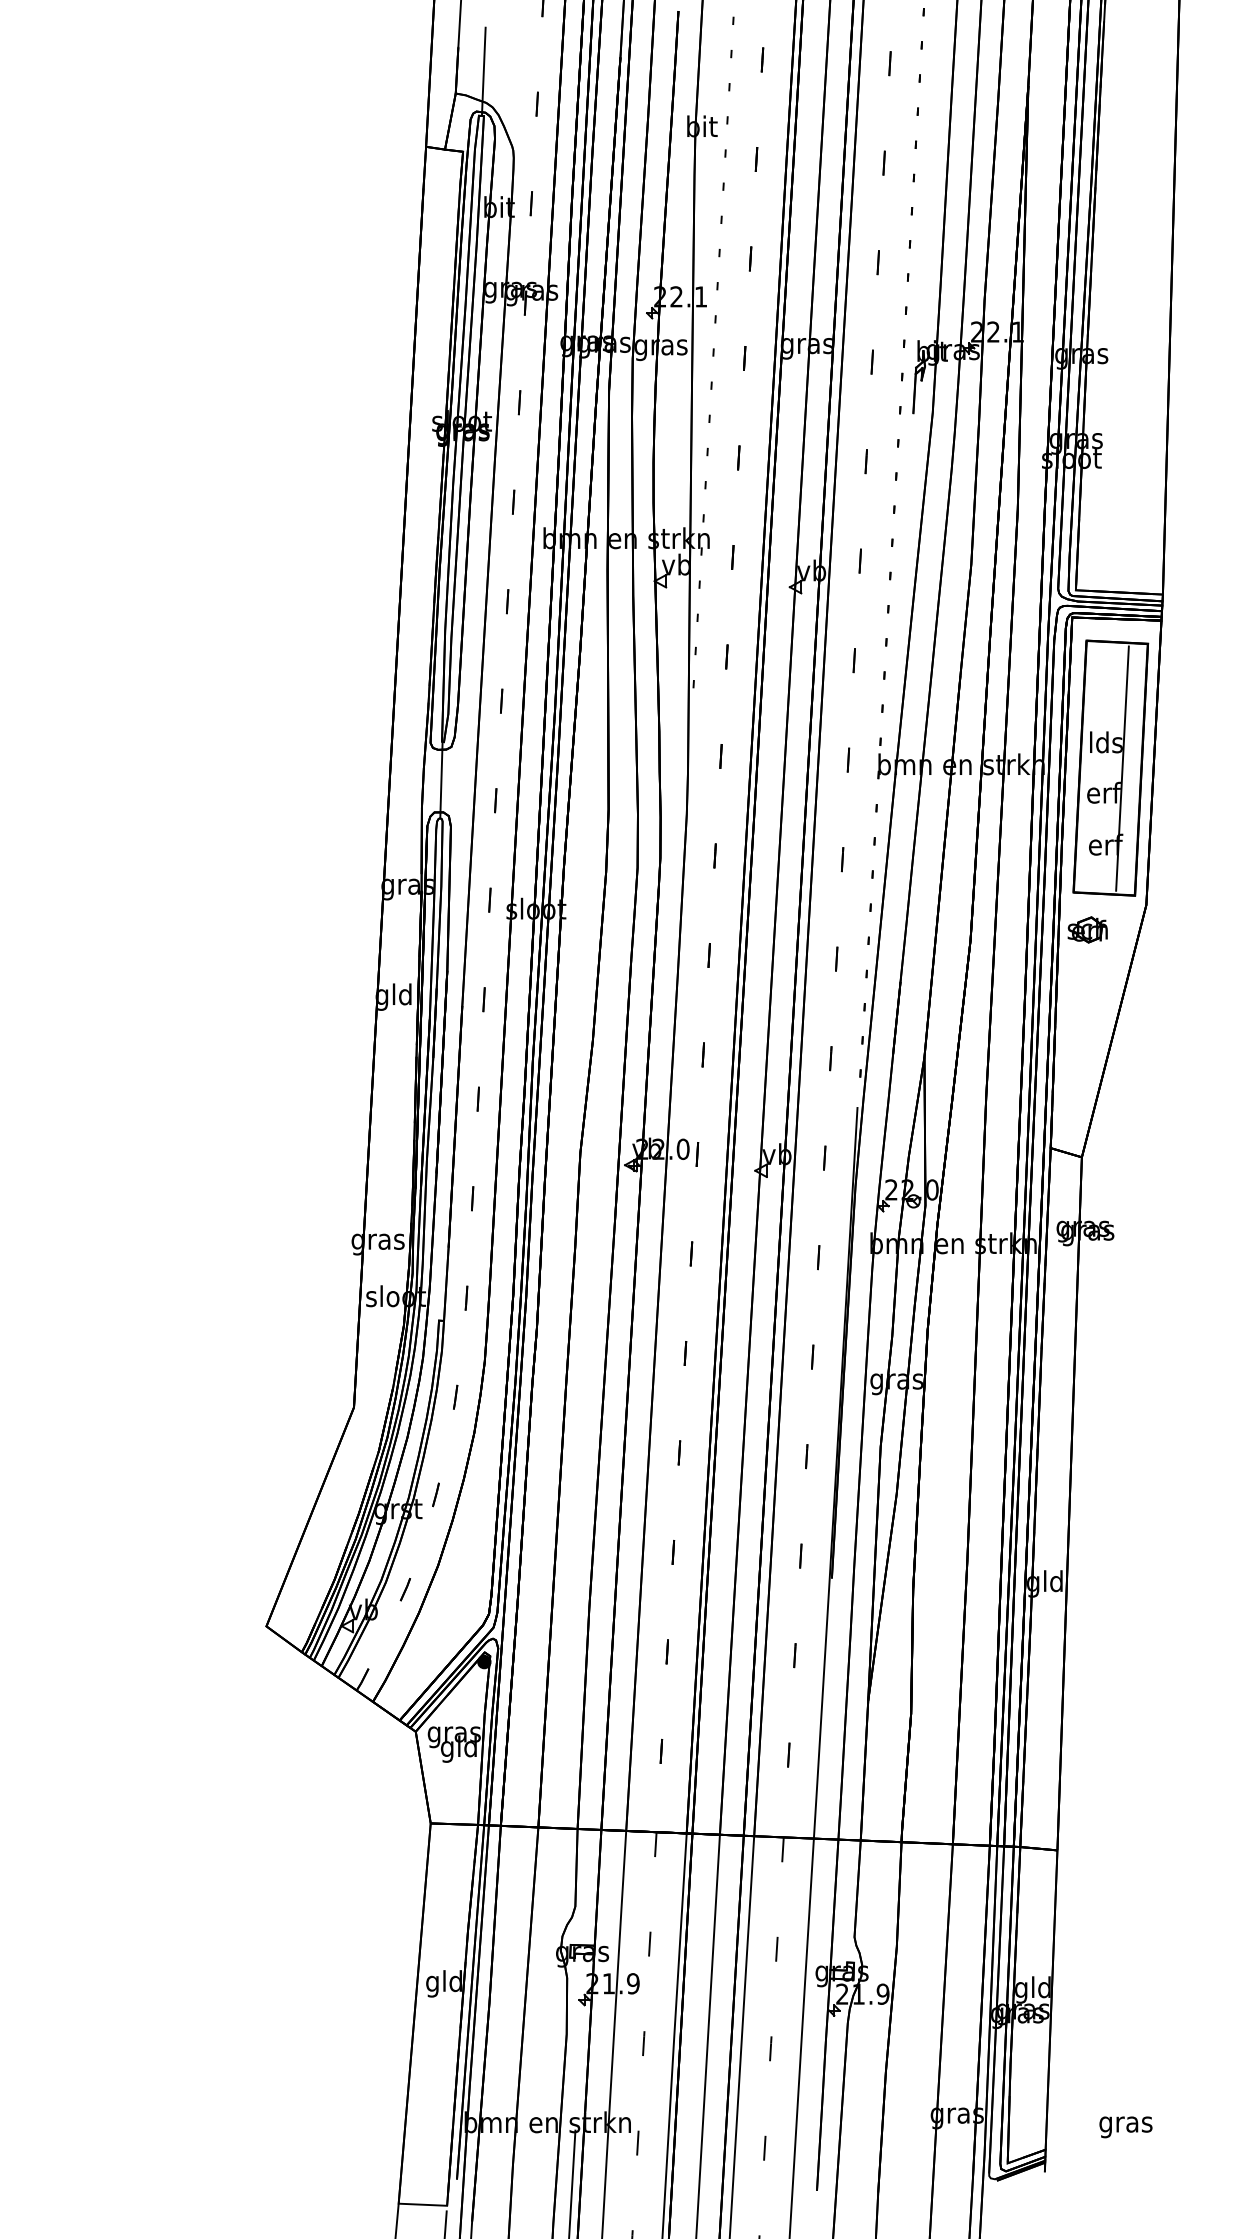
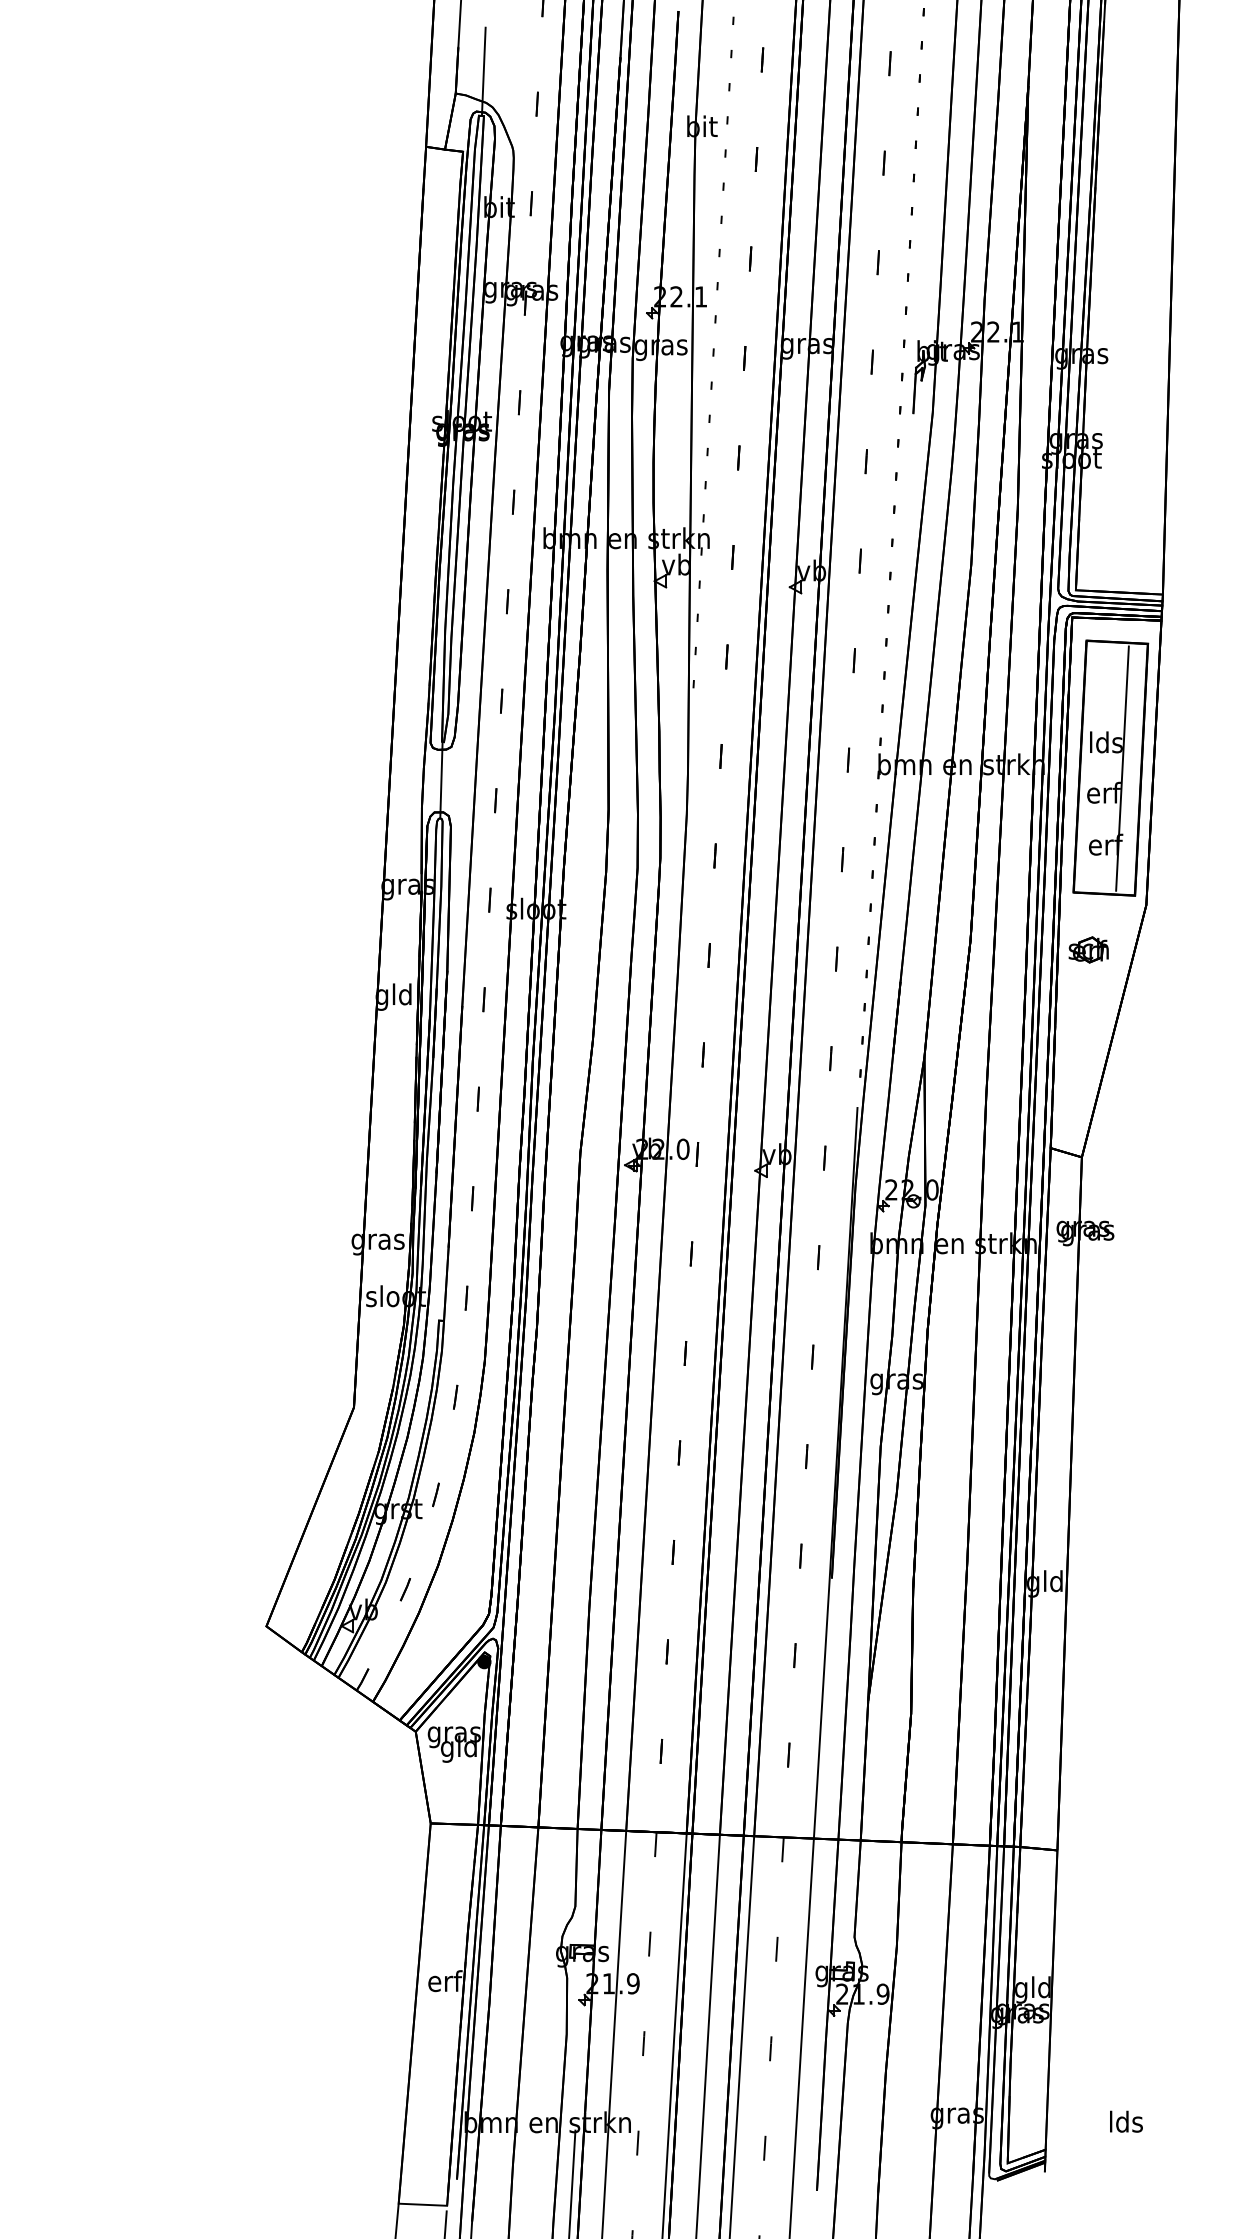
part position: (1087, 929) -> (1088, 949) (1088, 949)
text: gld -> erf (444, 1983)
text: gras -> lds (1125, 2124)
